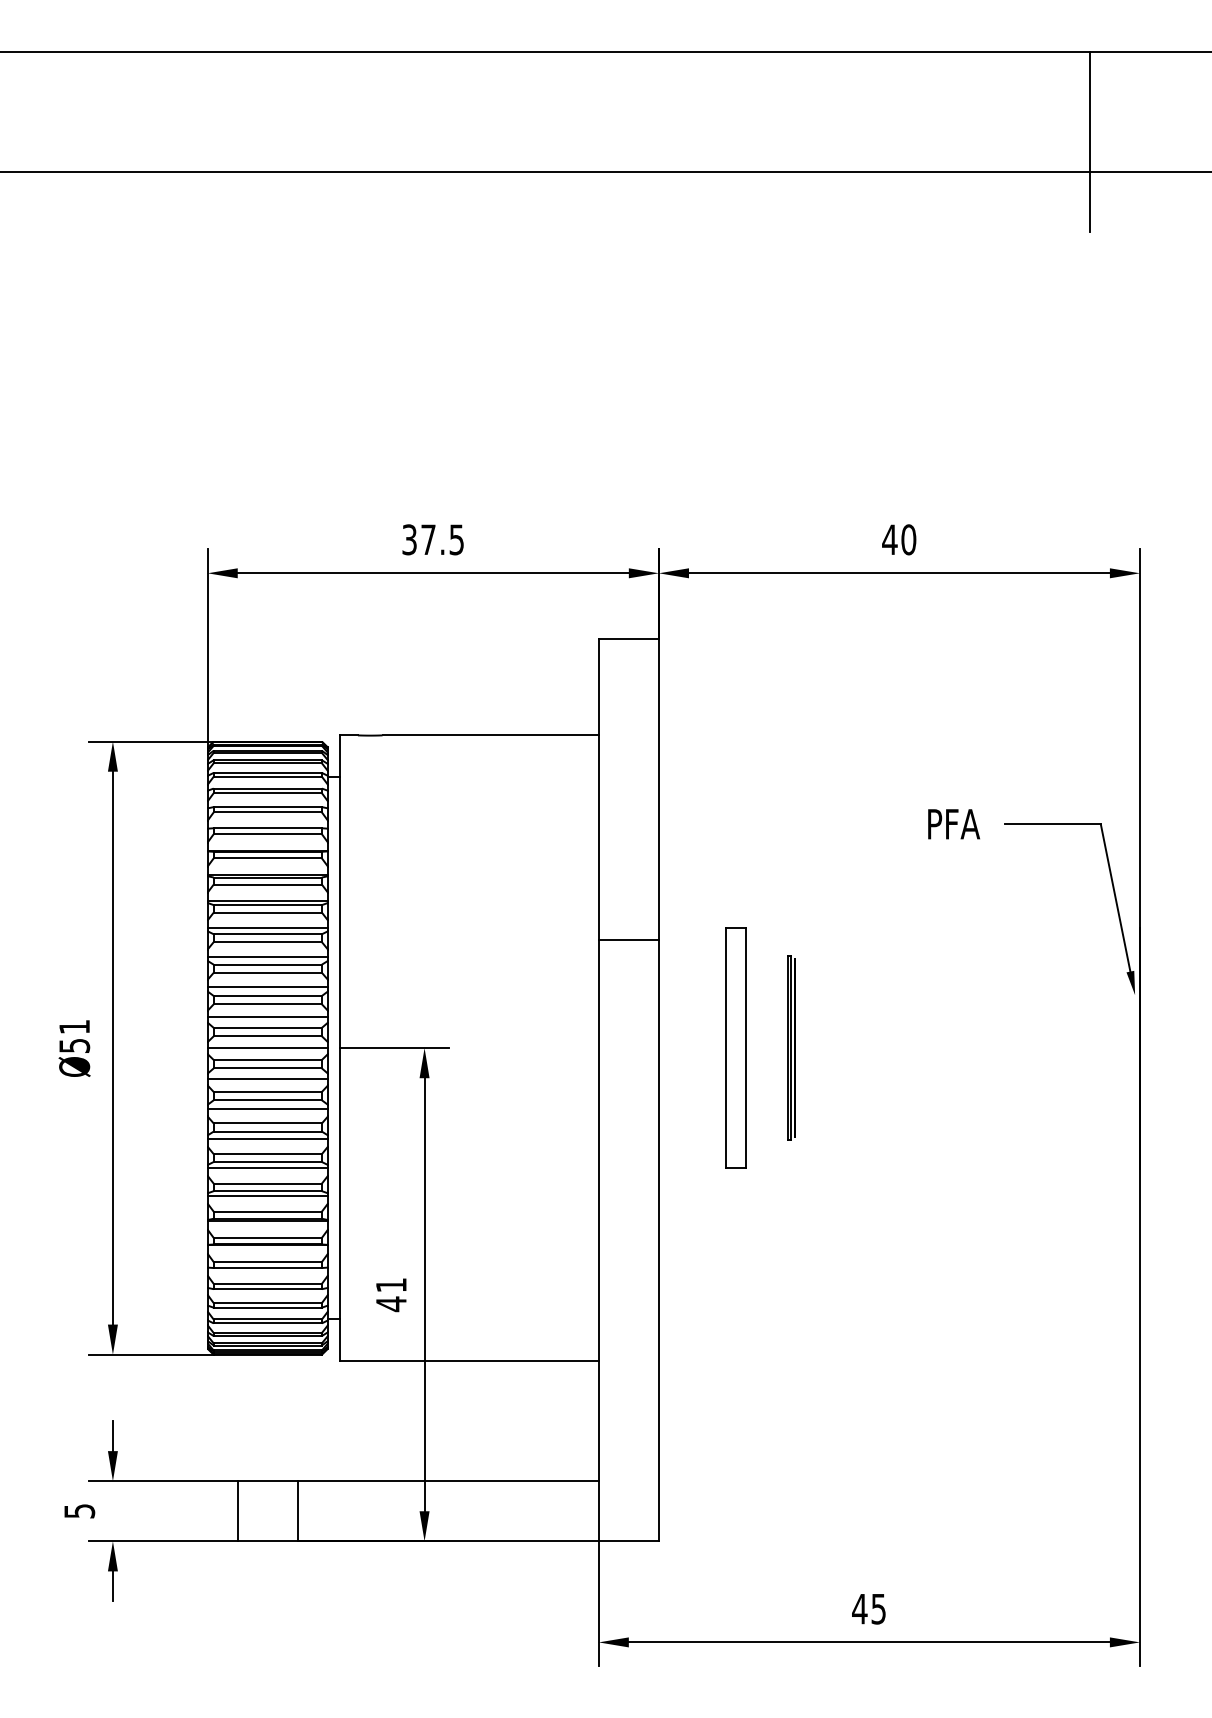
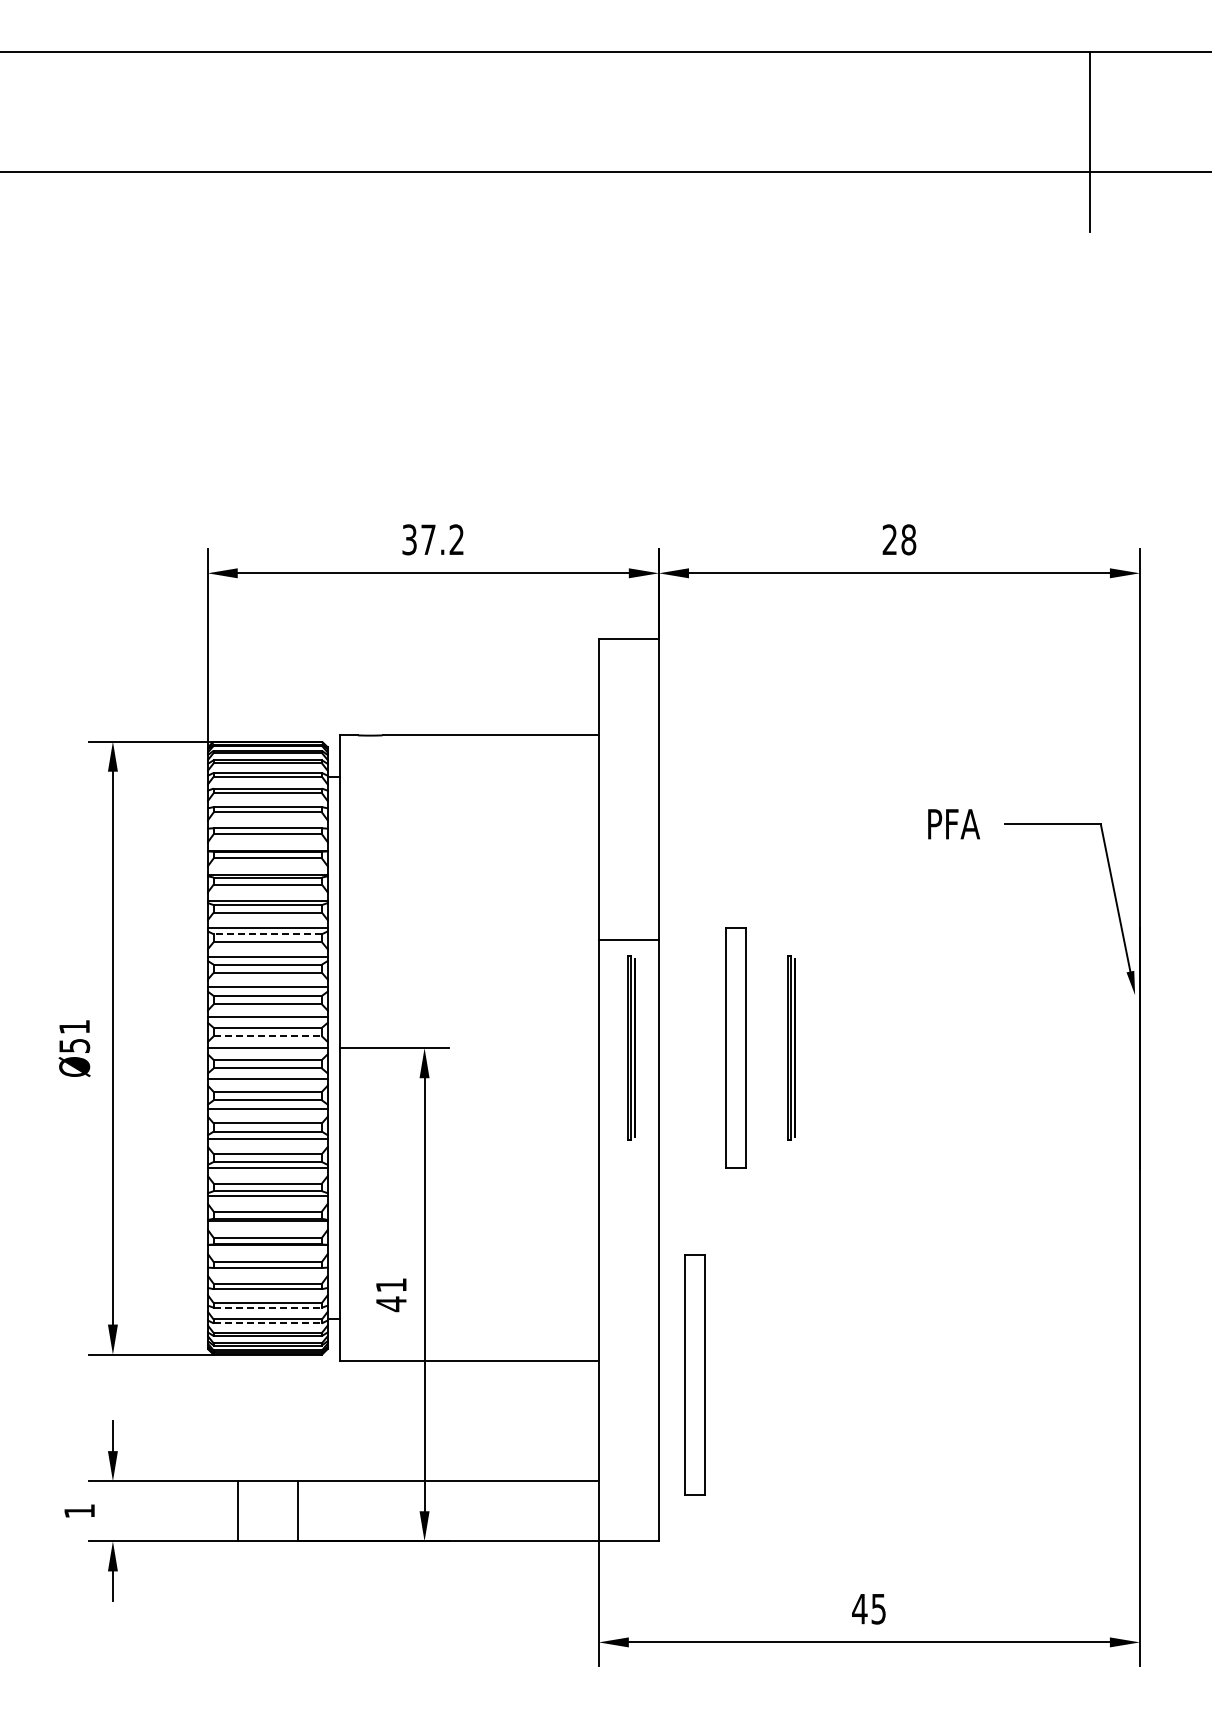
text: 37.5 -> 37.2 (456, 539)
text: 40 -> 28 (899, 539)
line: solid -> dashed (267, 934)
line: solid -> dashed (268, 1036)
part: none -> present (631, 1047)
line: solid -> dashed (268, 1307)
line: solid -> dashed (268, 1323)
part: none -> present (694, 1374)
text: 5 -> 1 (79, 1511)
